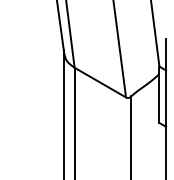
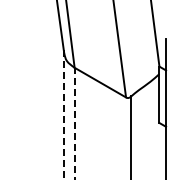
line: solid -> dashed (64, 115)
line: solid -> dashed (74, 123)
